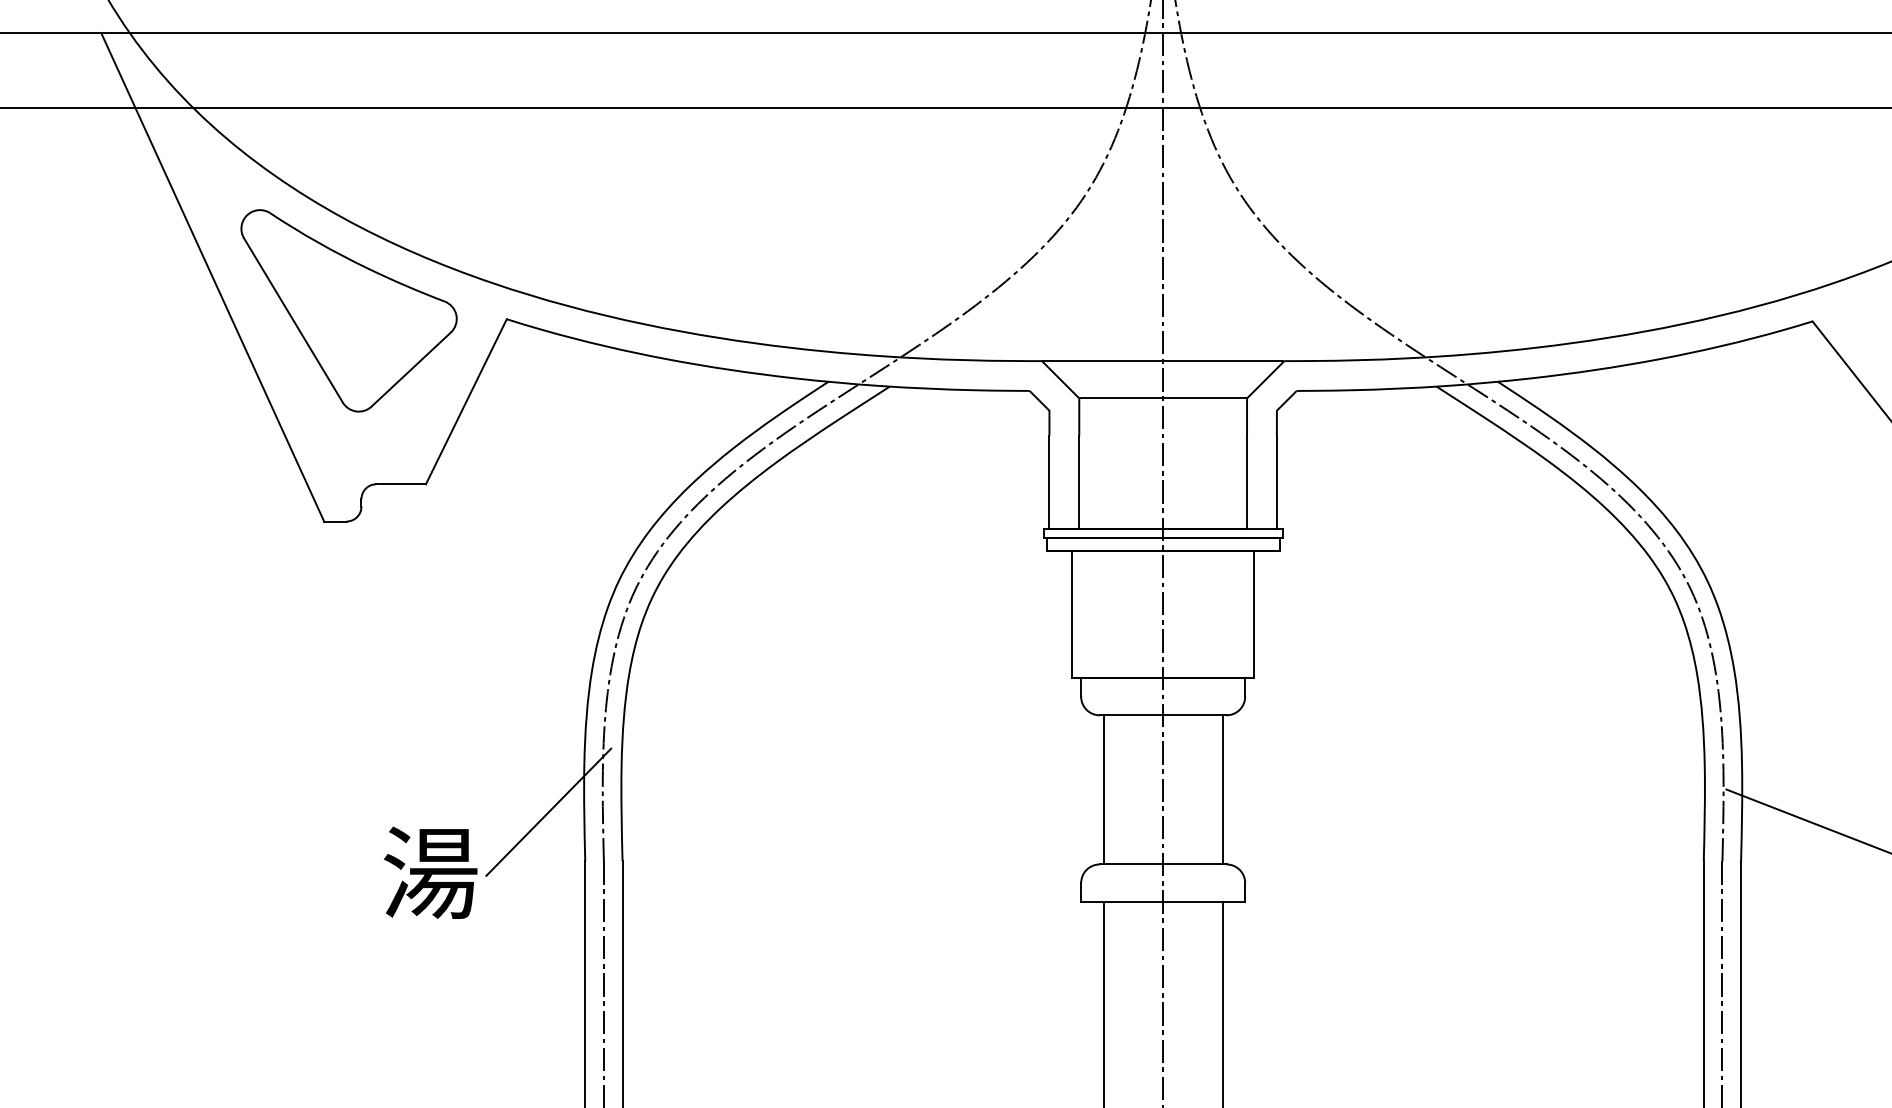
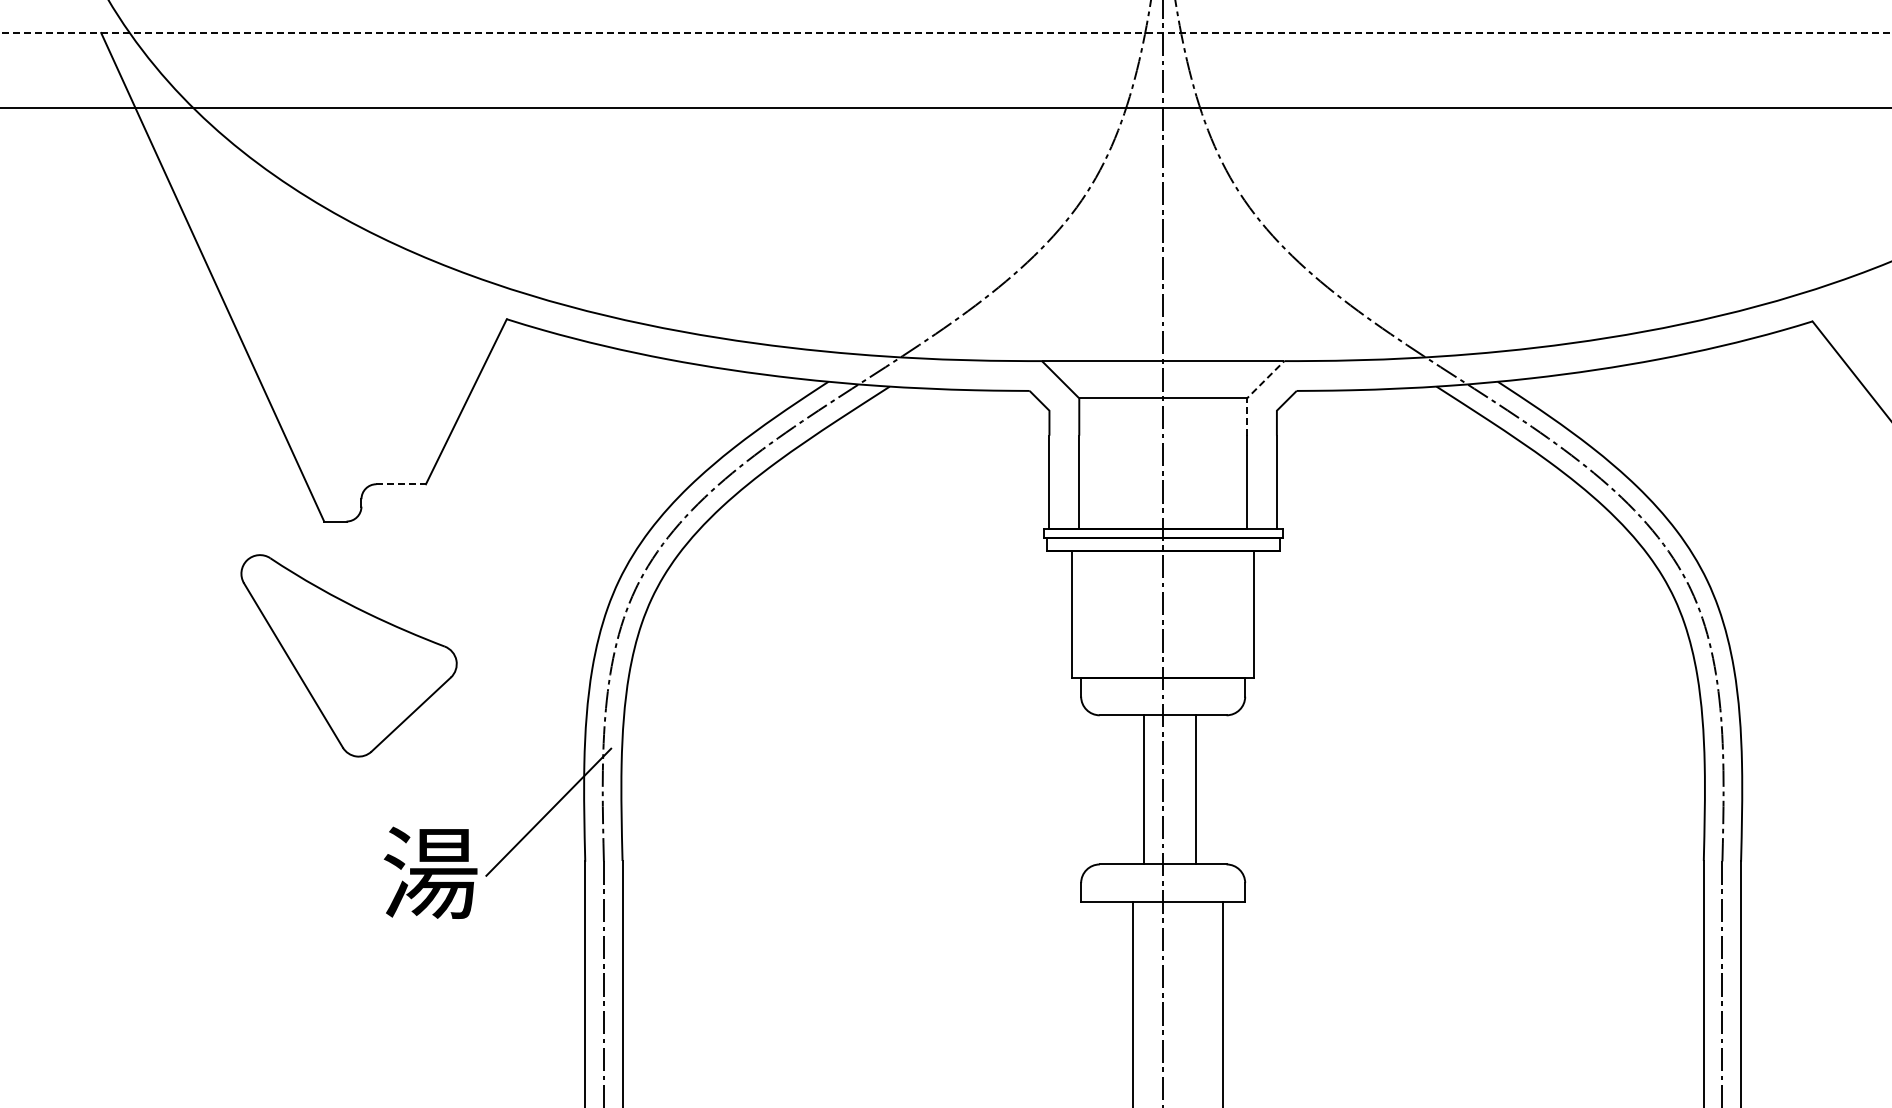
line: solid -> dashed (946, 33)
part position: (348, 310) -> (348, 655) (348, 655)
line: solid -> dashed (1251, 393)
line: solid -> dashed (401, 484)
line position: (1103, 789) -> (1143, 789) (1143, 789)
line position: (1222, 789) -> (1195, 789) (1195, 789)
line: present -> none (1807, 820)
line position: (1103, 1002) -> (1132, 1002) (1132, 1002)
